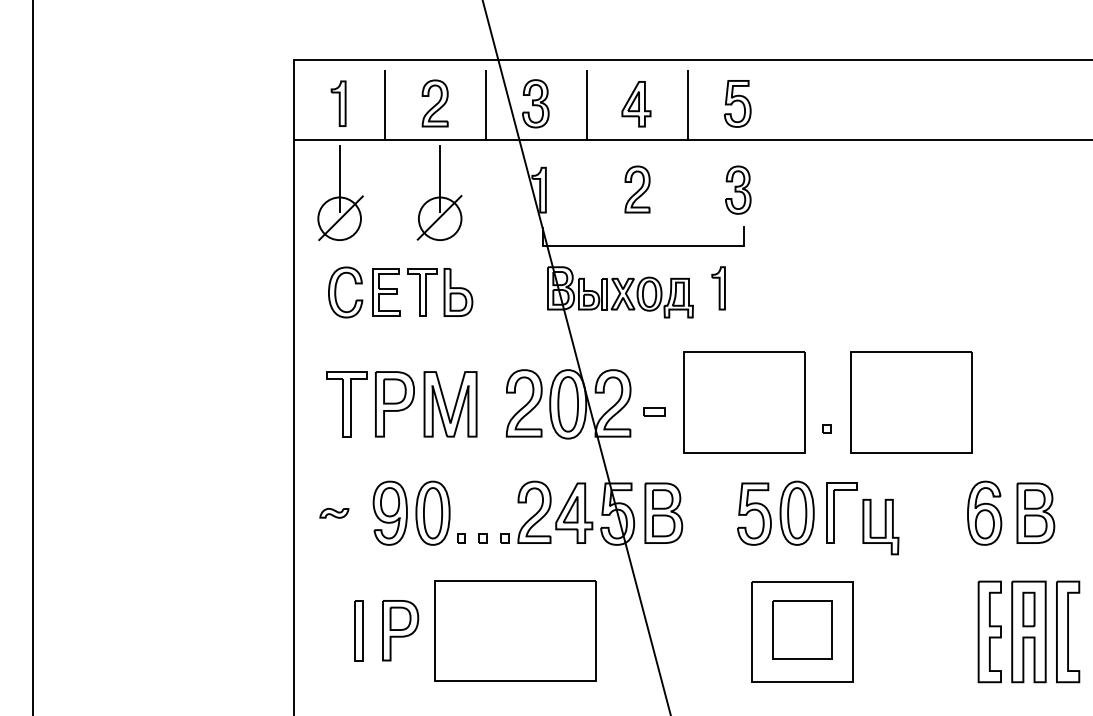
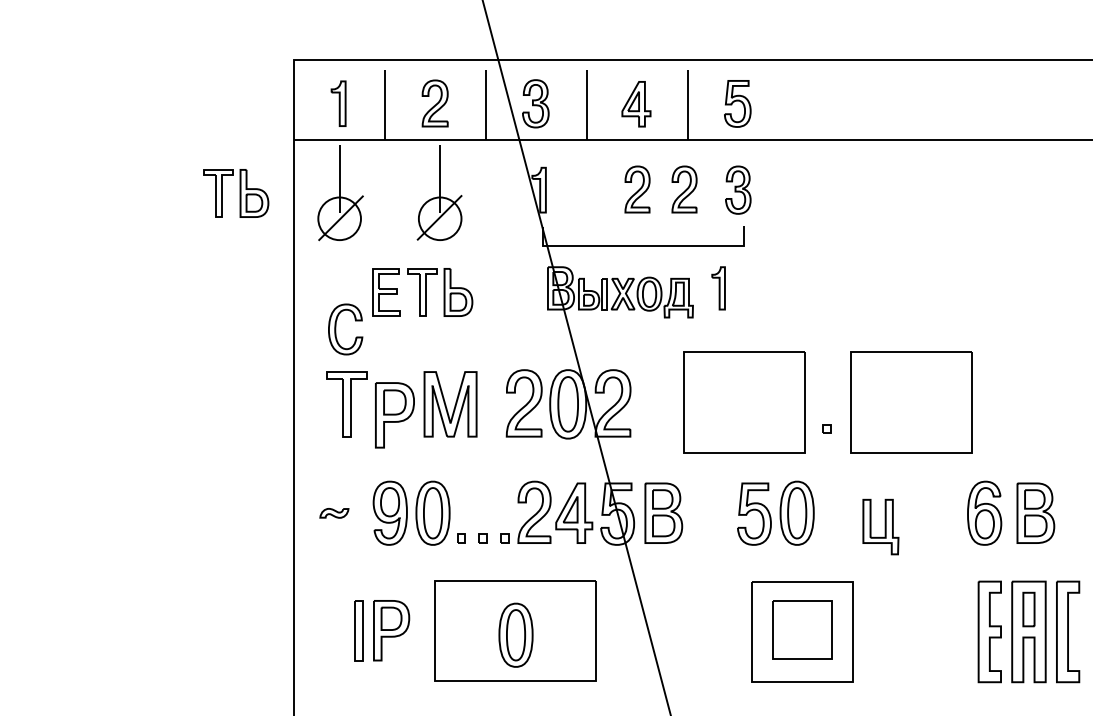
part: none -> present (684, 189)
part: none -> present (236, 193)
part position: (336, 292) -> (336, 329) (336, 329)
line: present -> none (32, 357)
part position: (394, 404) -> (394, 415) (394, 415)
part: present -> none (654, 411)
part: present -> none (834, 512)
part position: (400, 630) -> (391, 630) (391, 630)
part: none -> present (515, 634)
